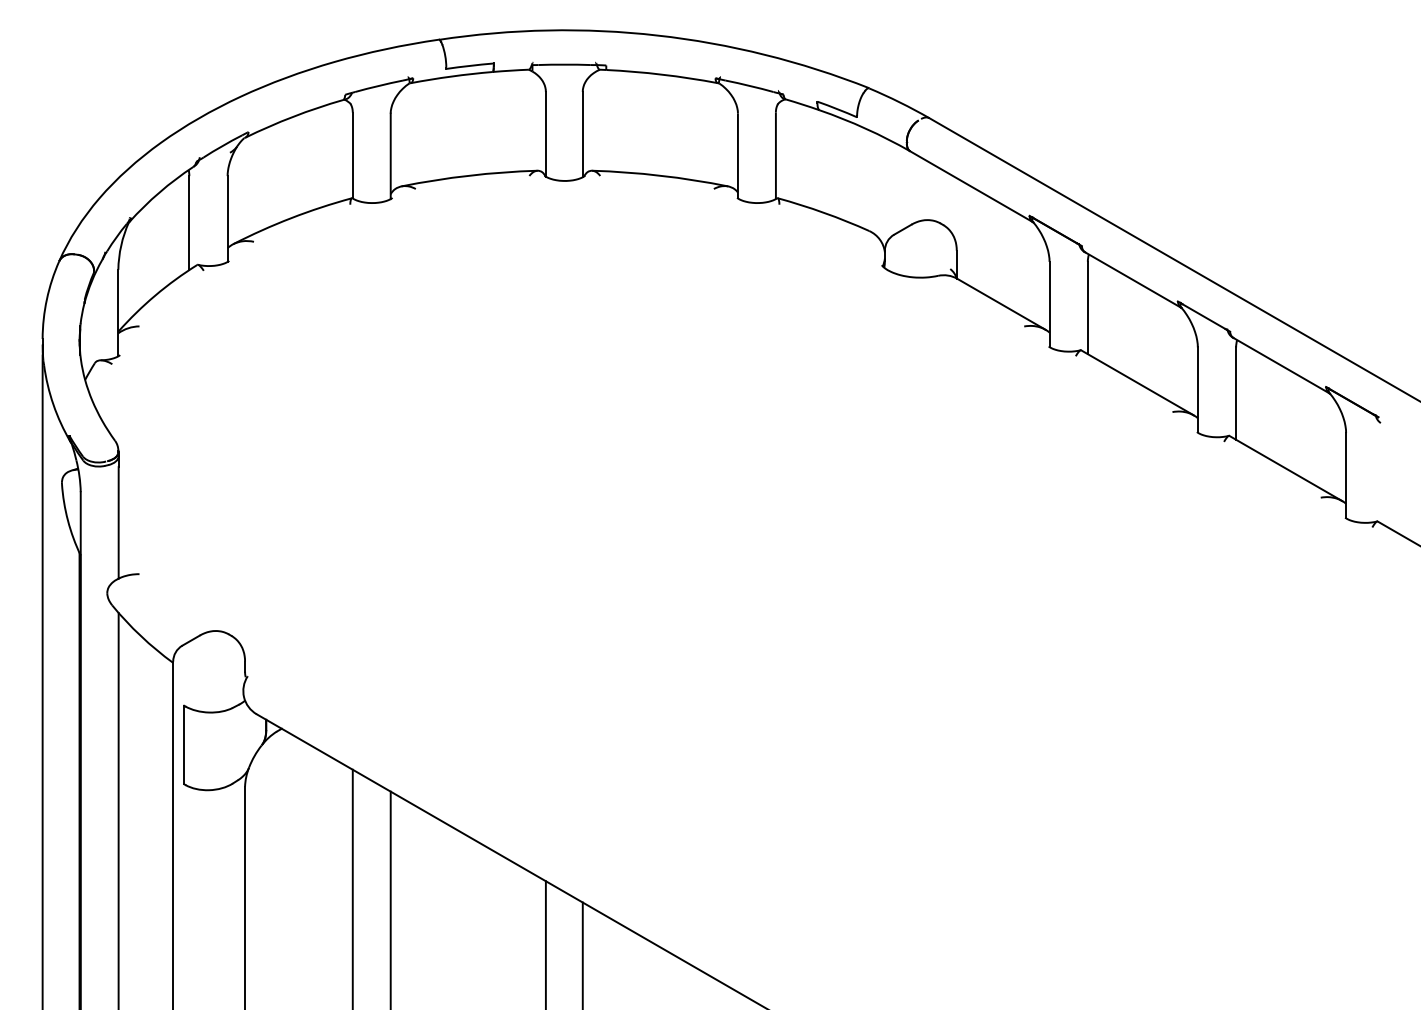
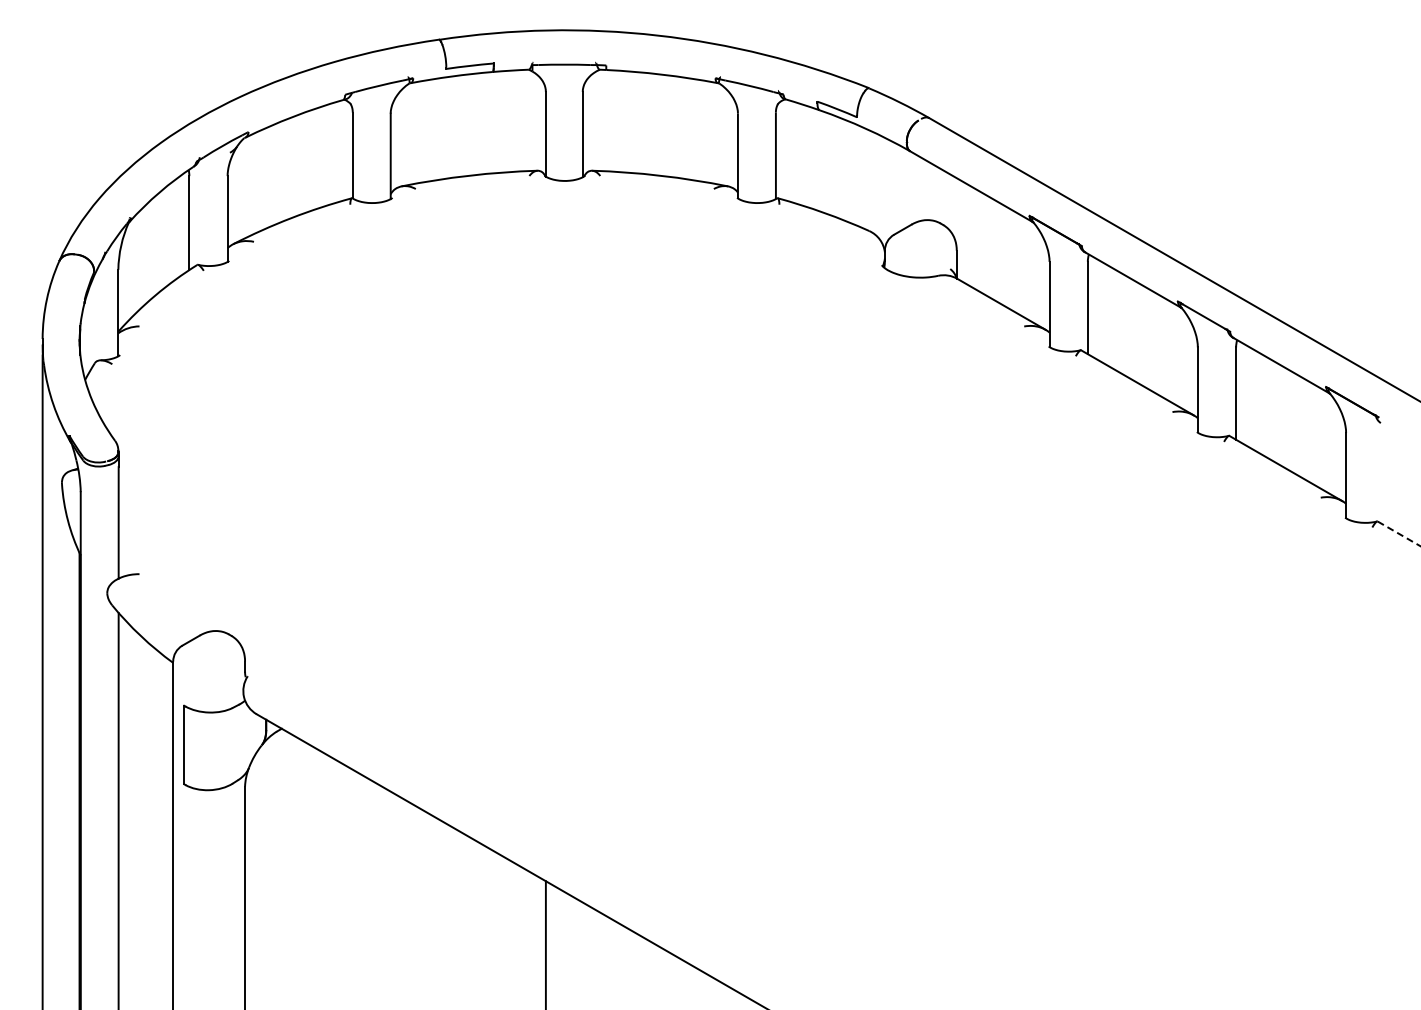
line: solid -> dashed (1399, 533)
line: present -> none (352, 887)
line: present -> none (390, 898)
line: present -> none (582, 954)
